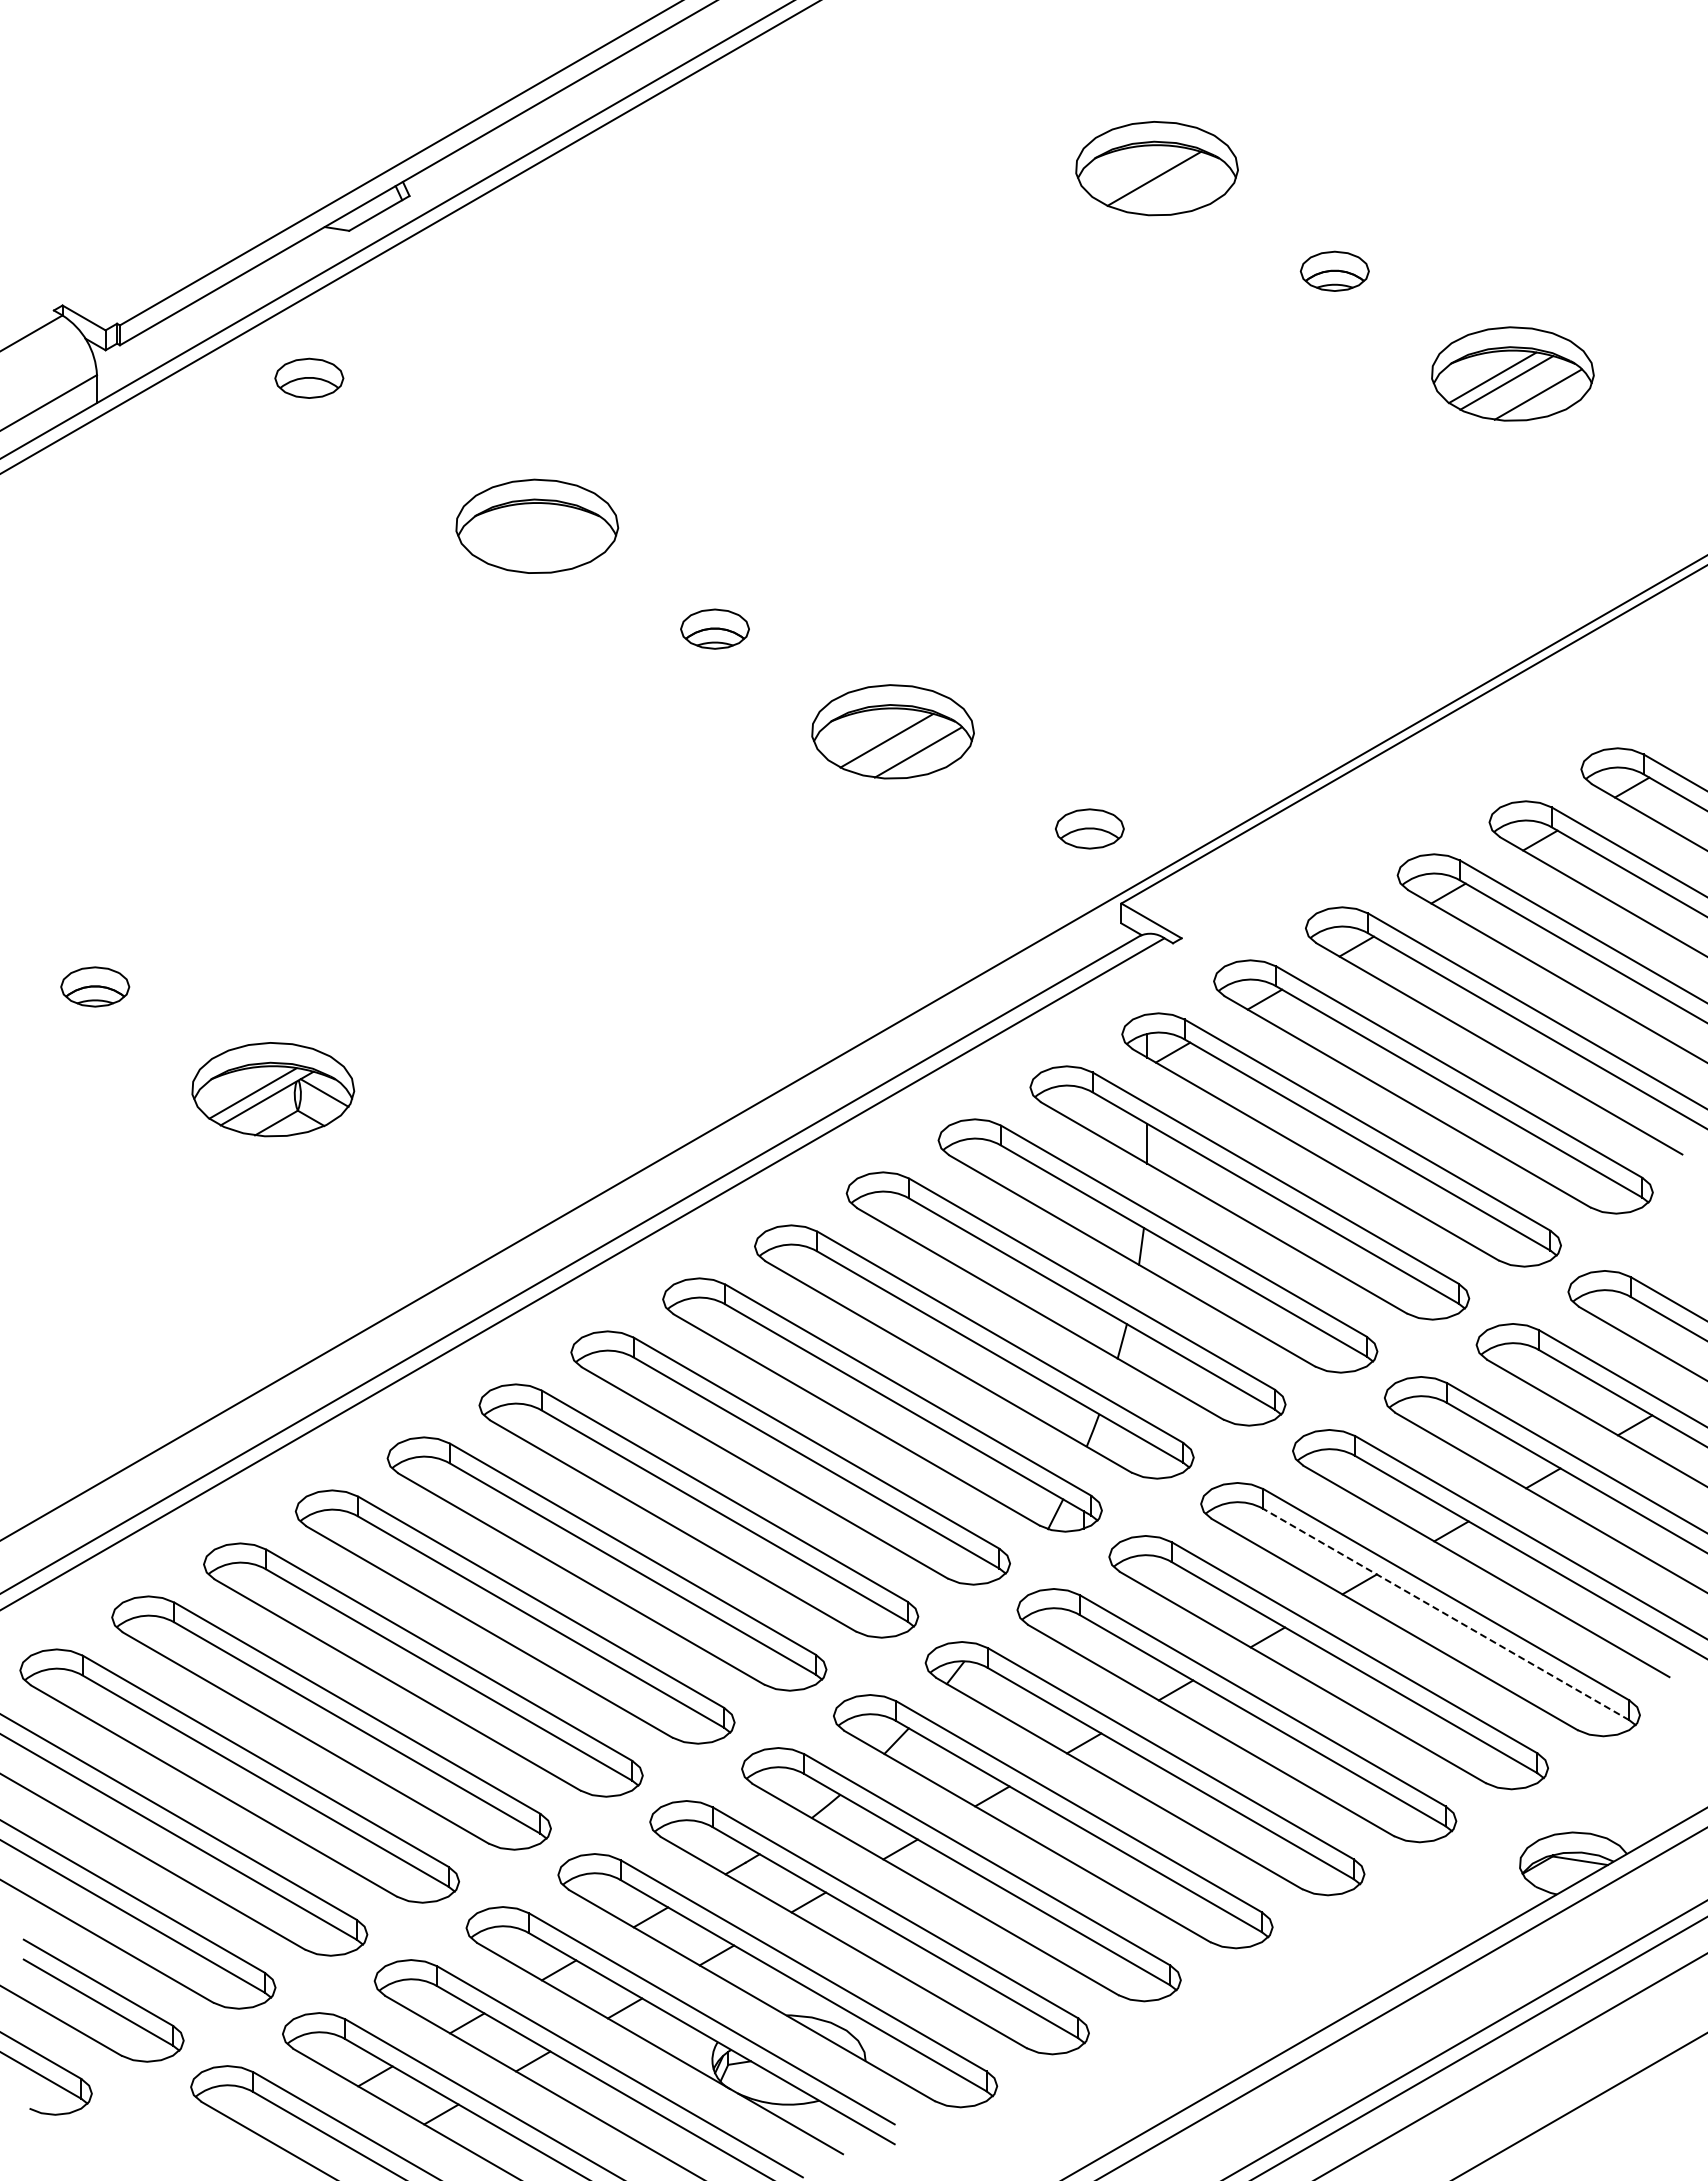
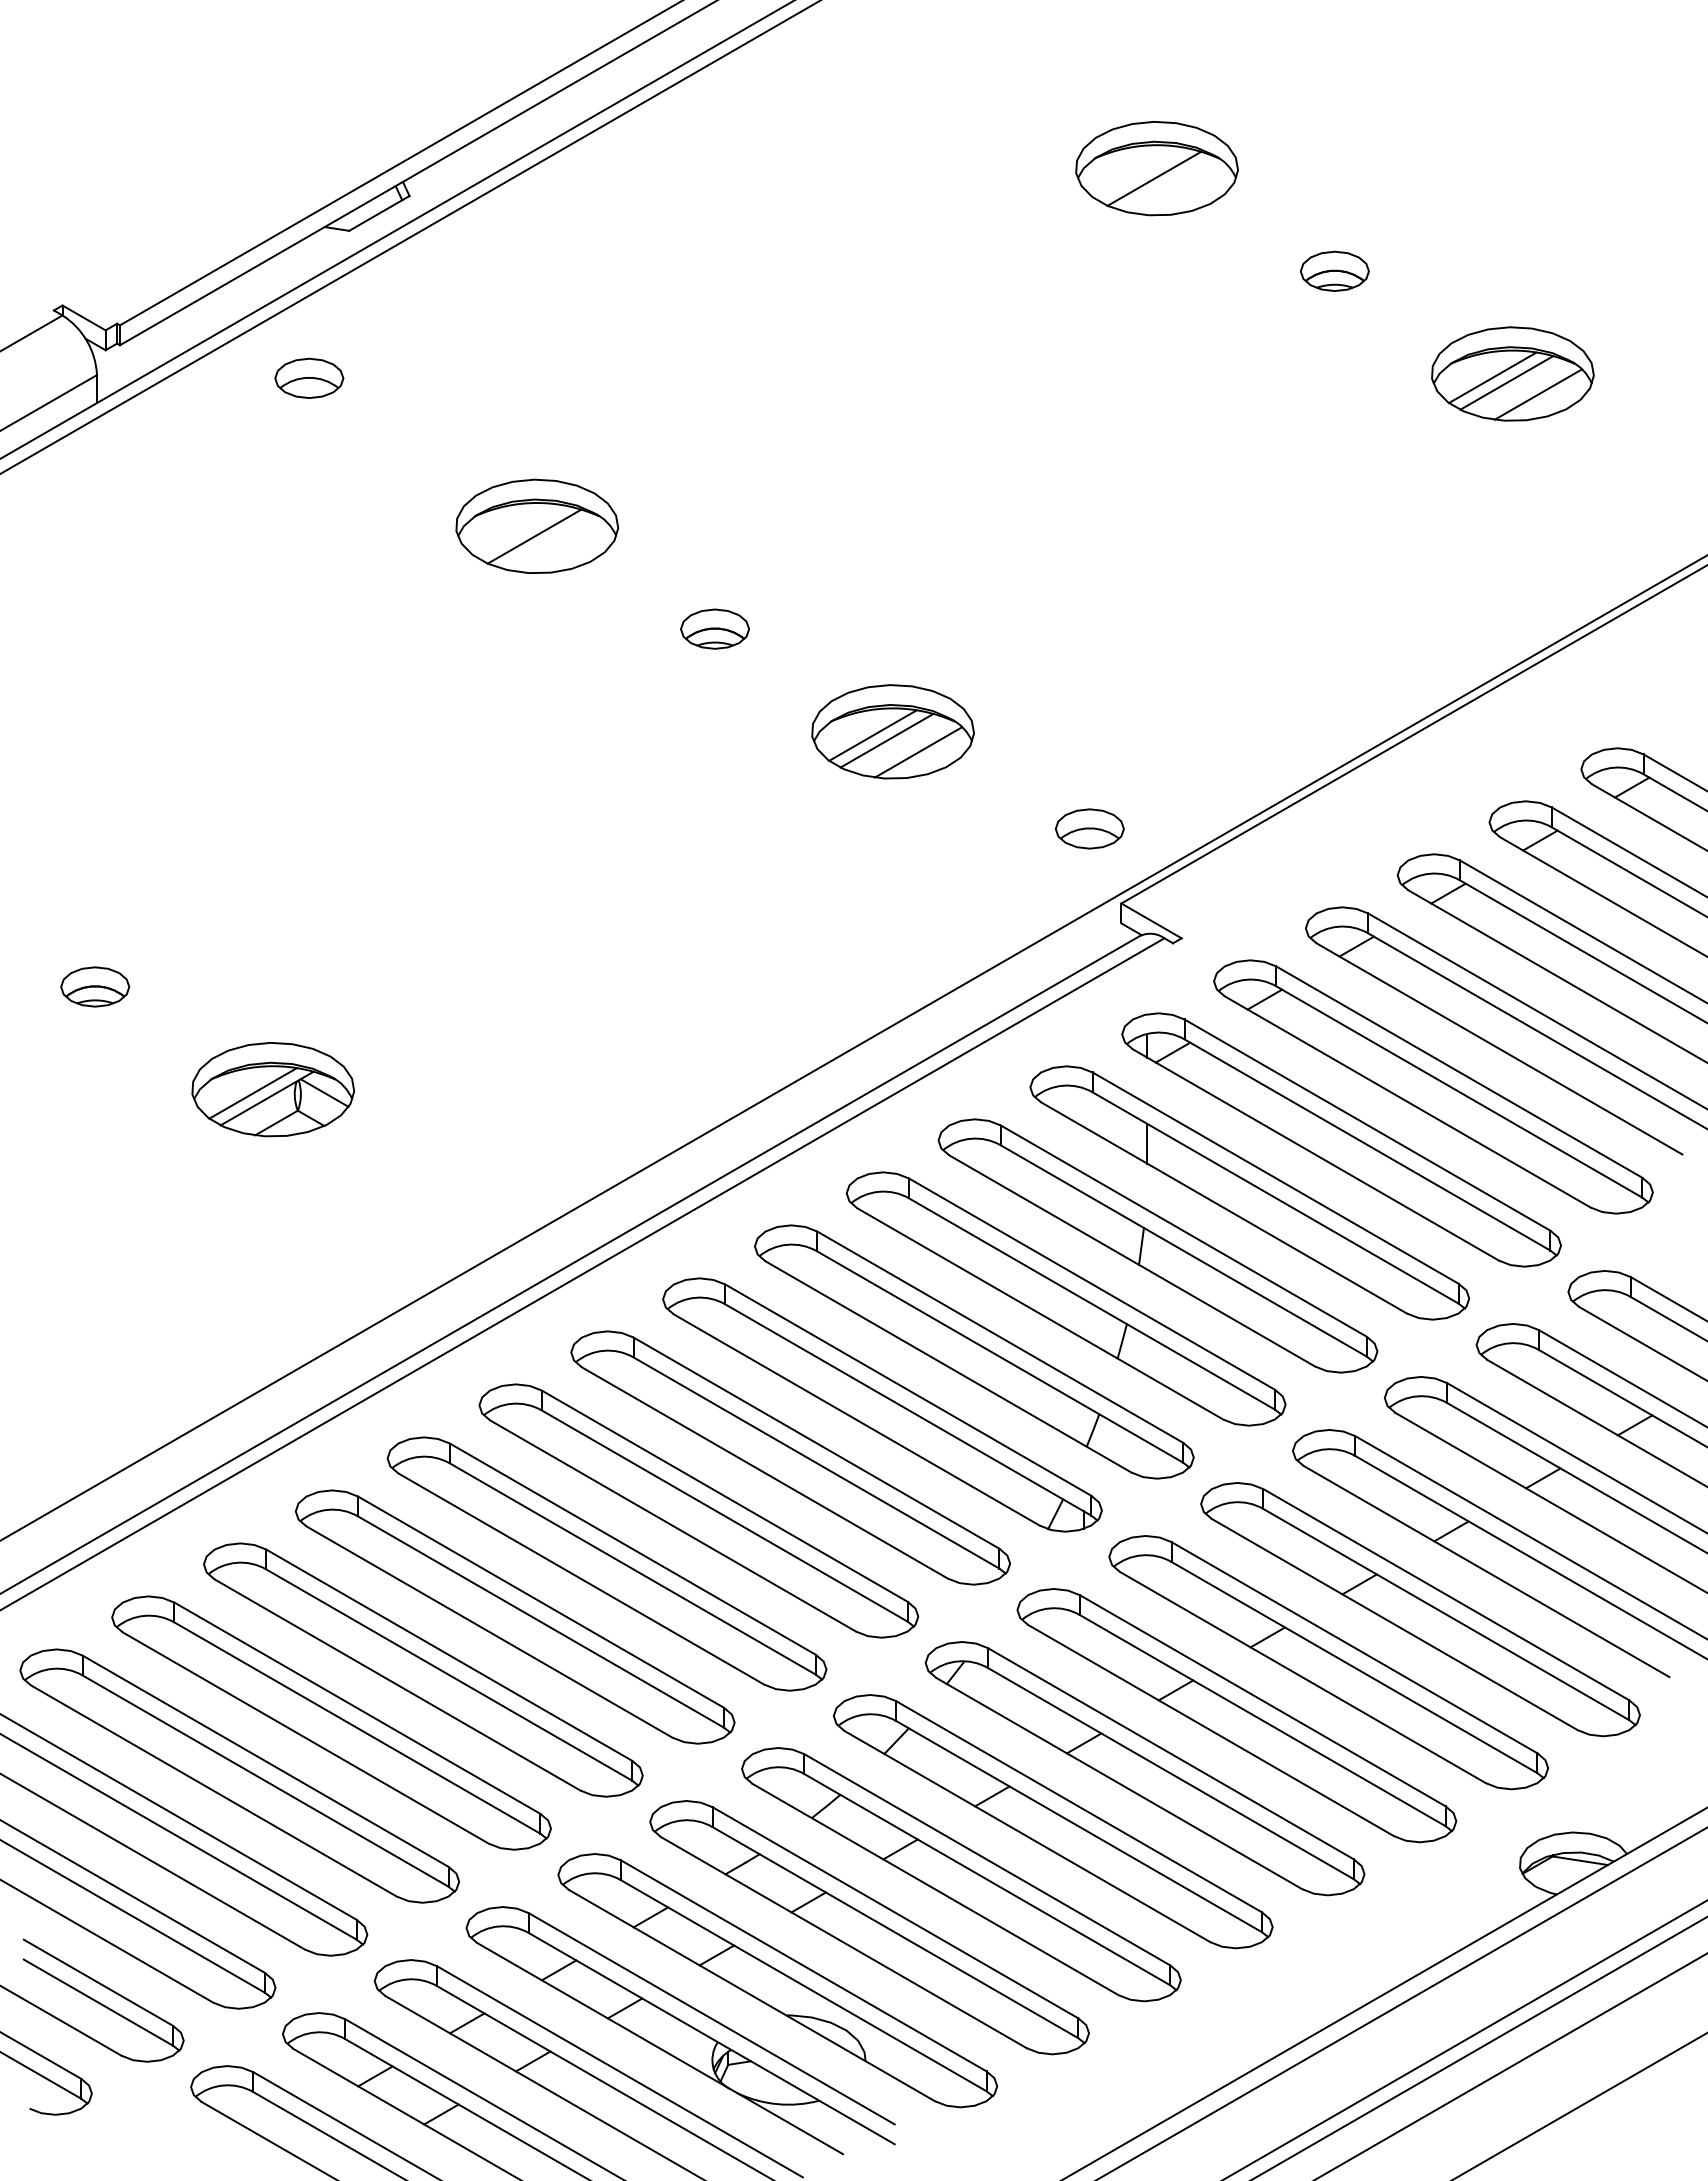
line: none -> present (534, 536)
line: none -> present (872, 735)
line: dashed -> solid (1445, 1614)
